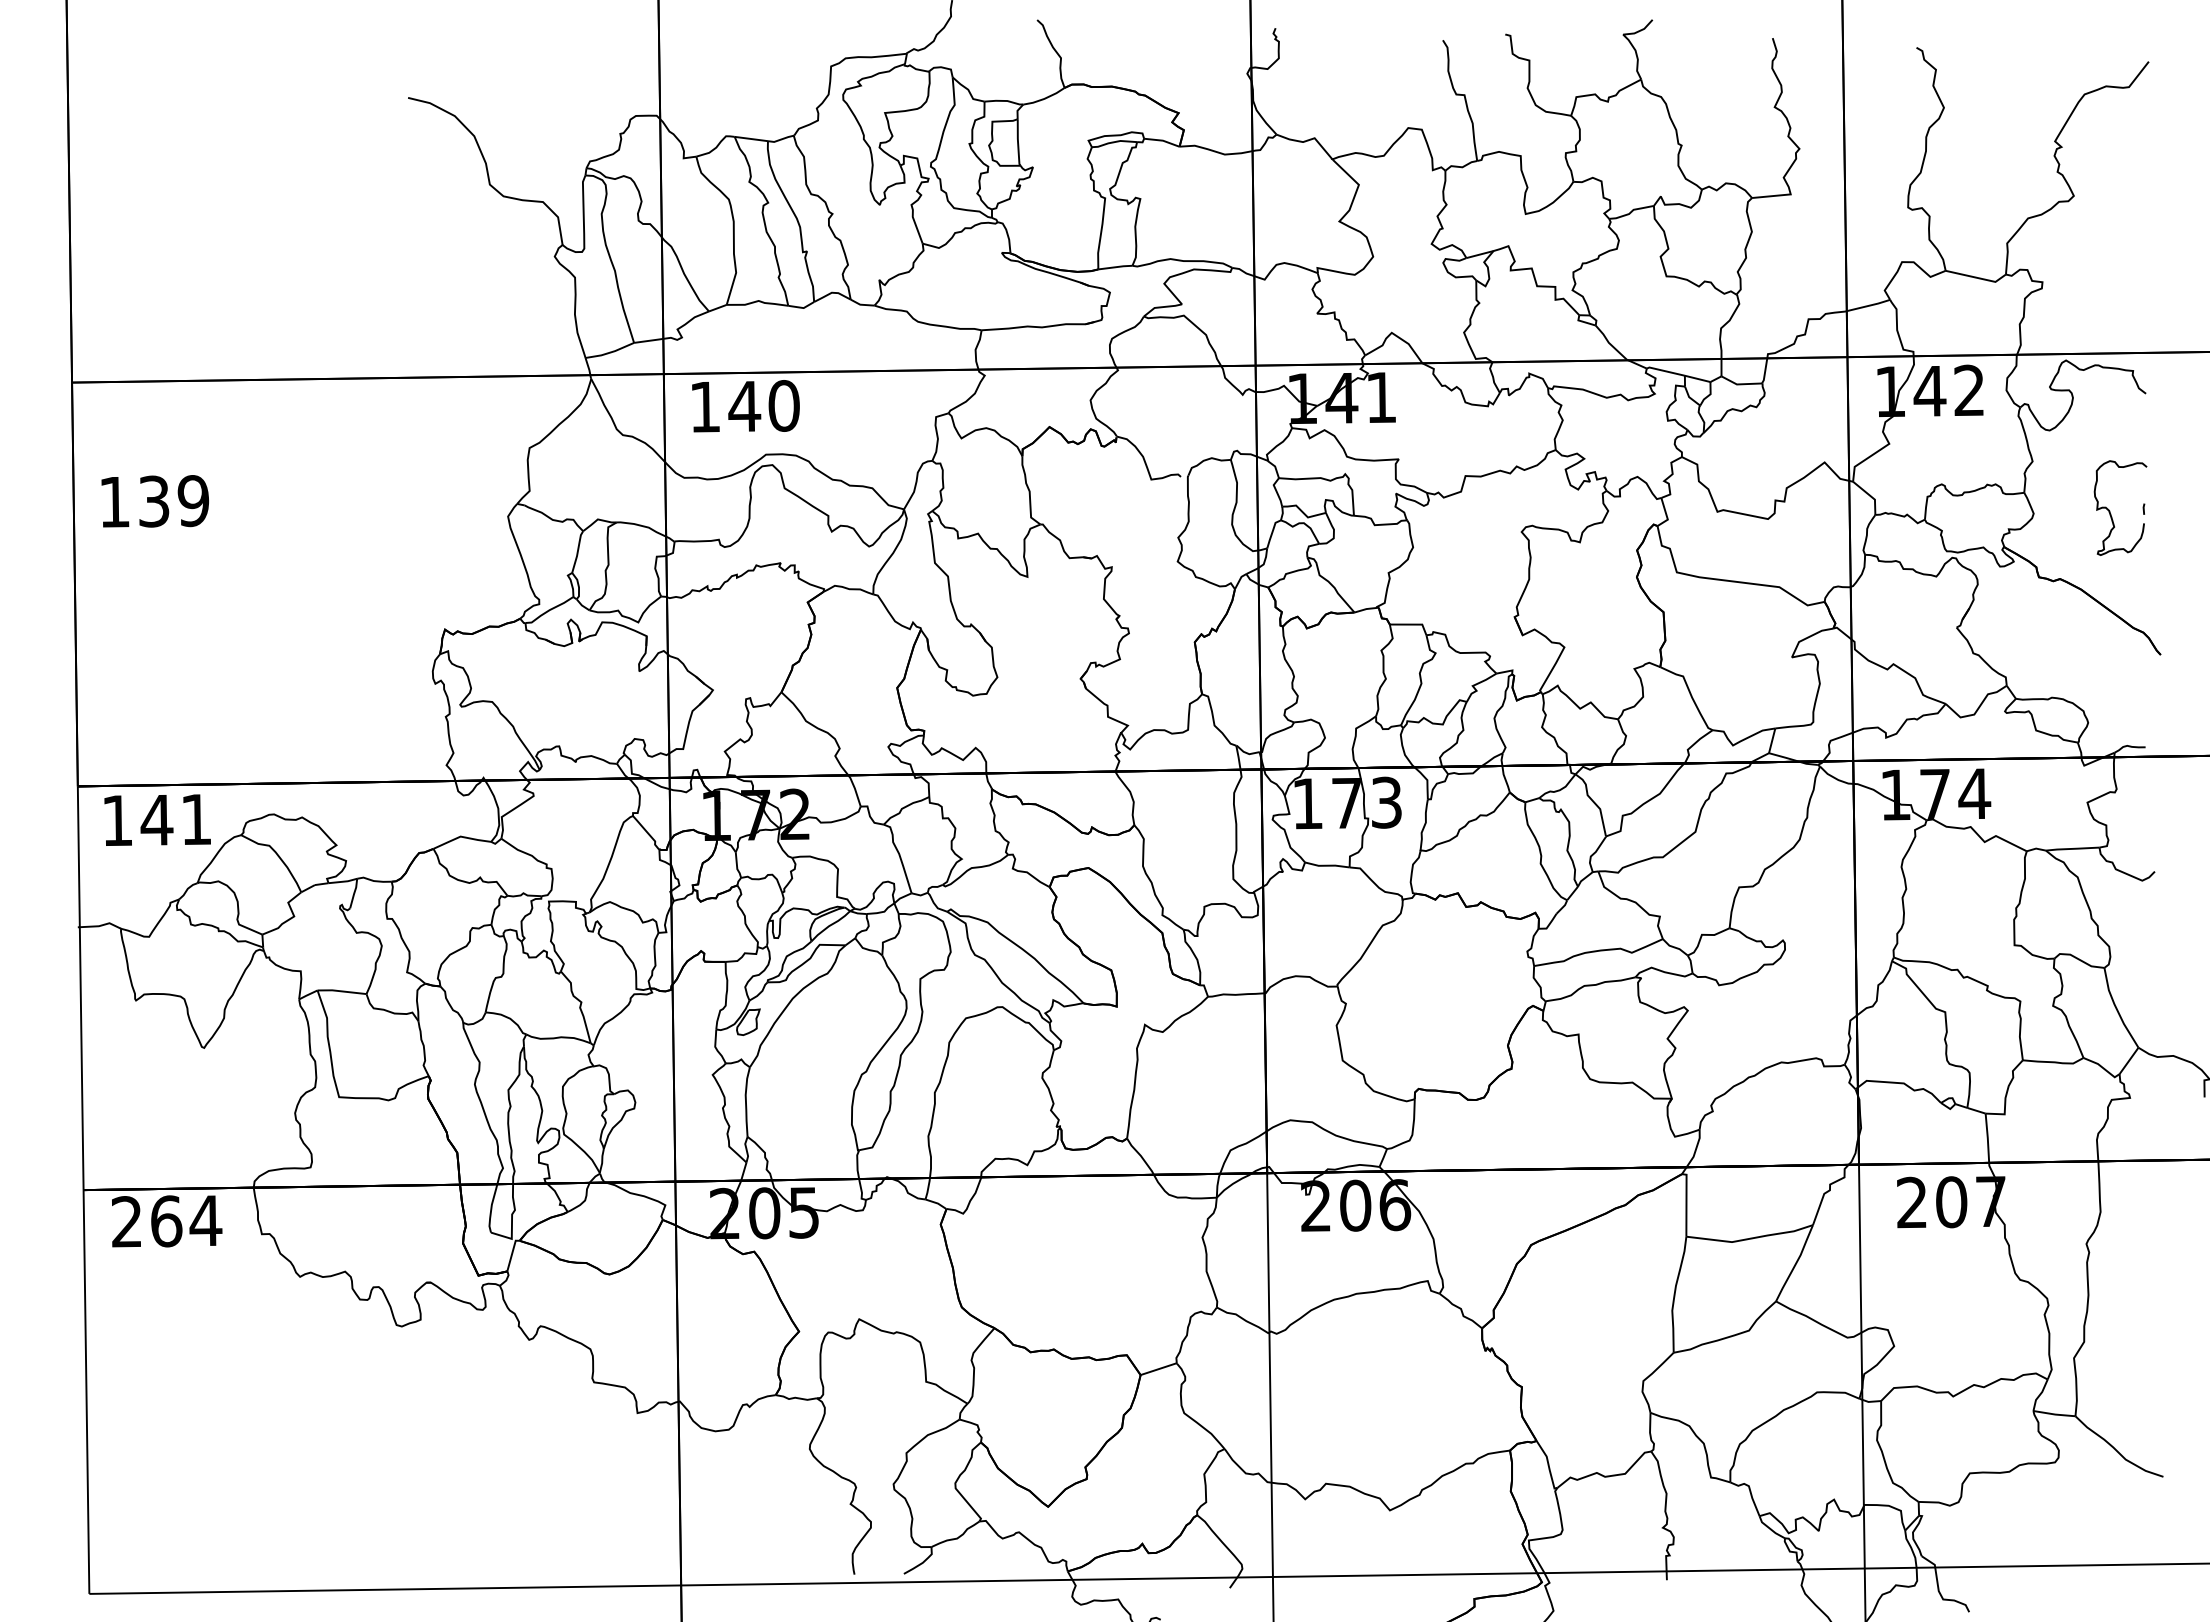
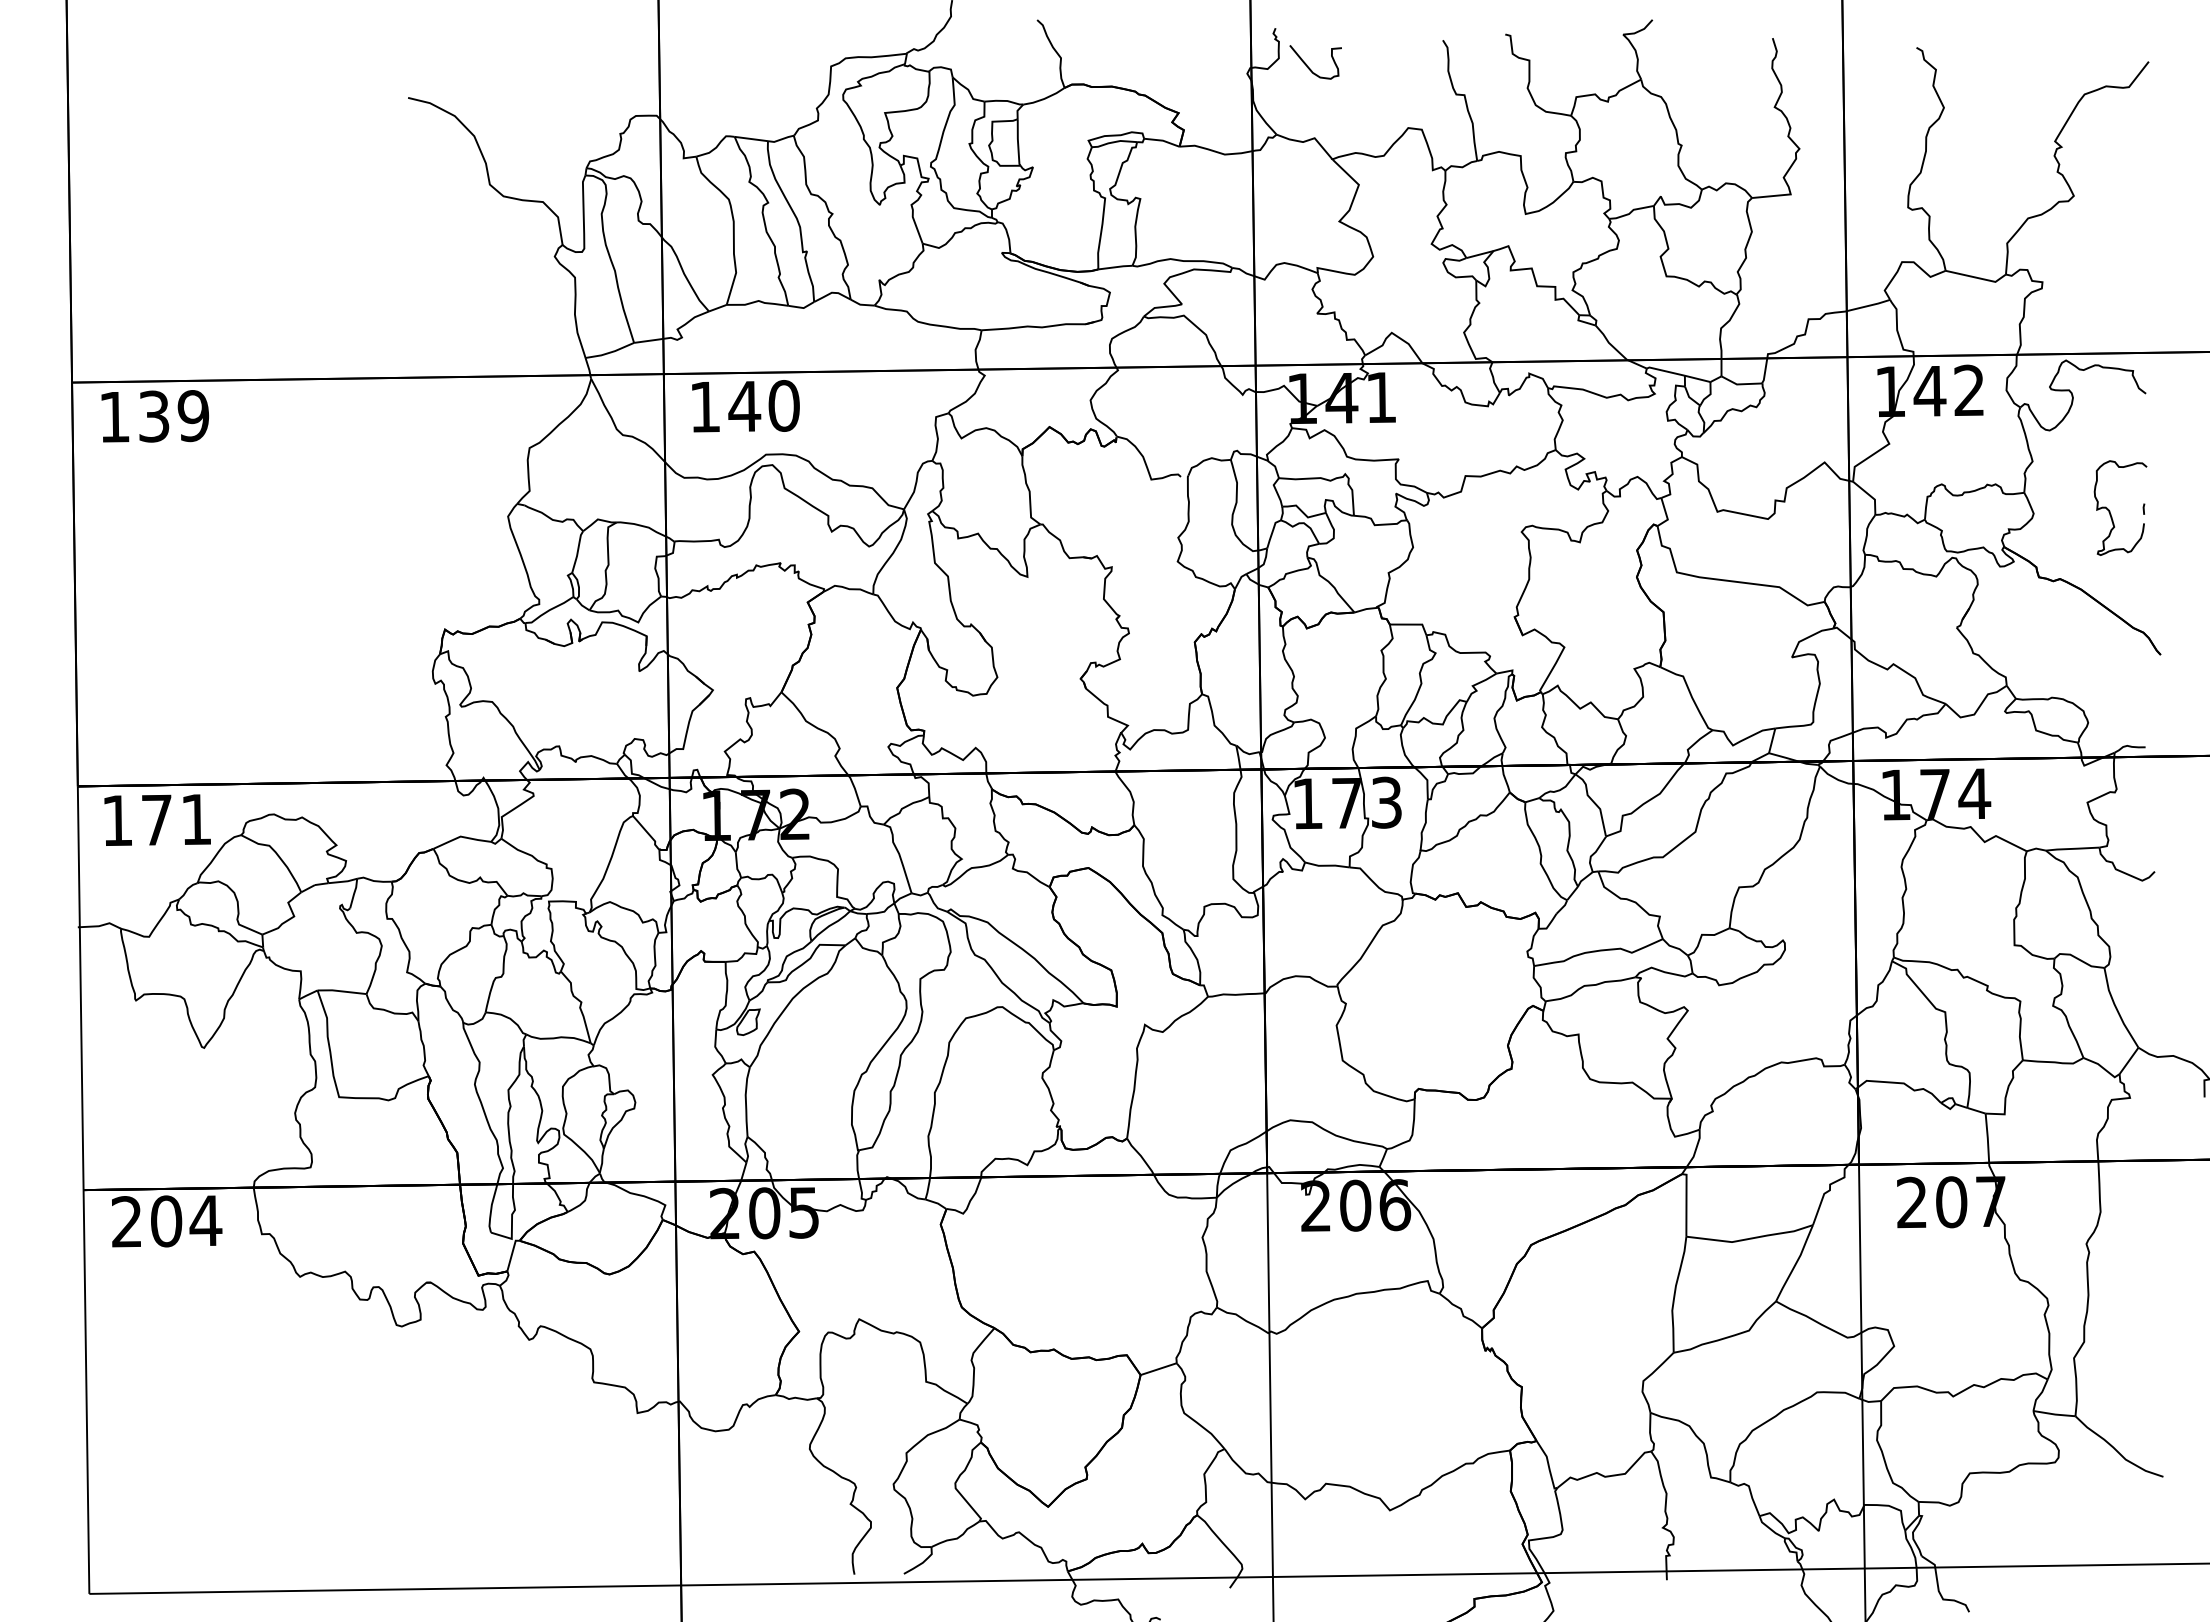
curve: none -> present (1309, 67)
text position: (154, 501) -> (154, 416) (154, 416)
text: 141 -> 171 (156, 819)
text: 264 -> 204 (166, 1221)
